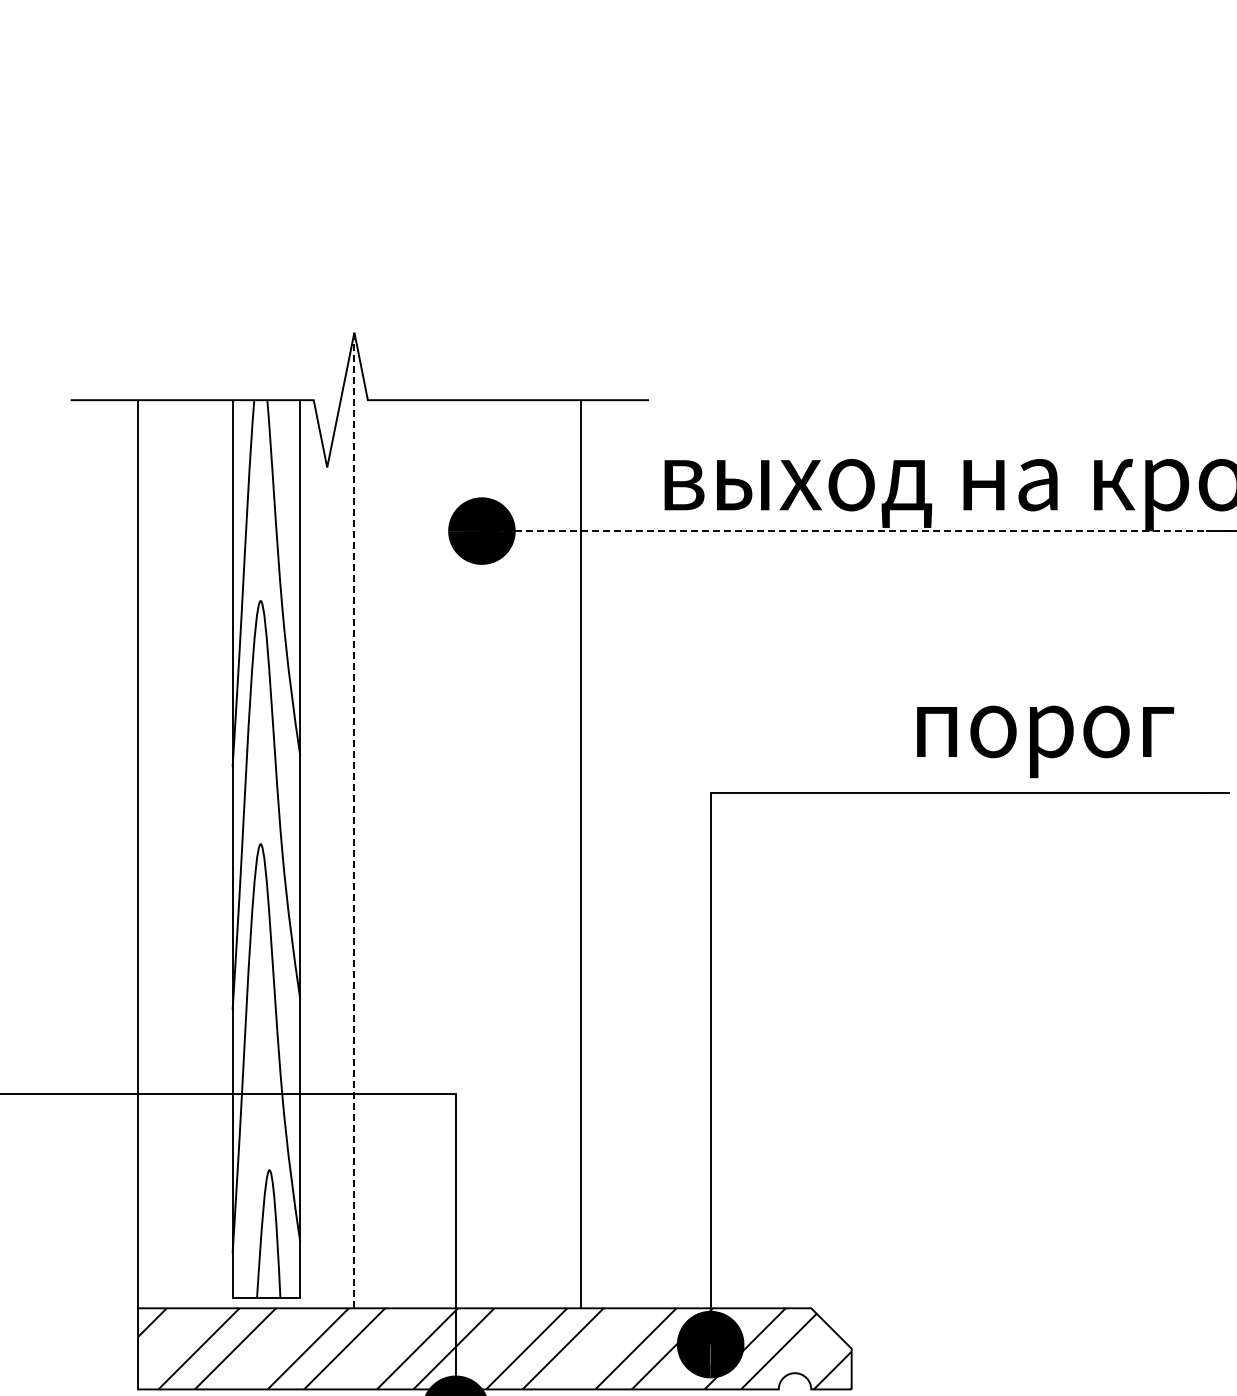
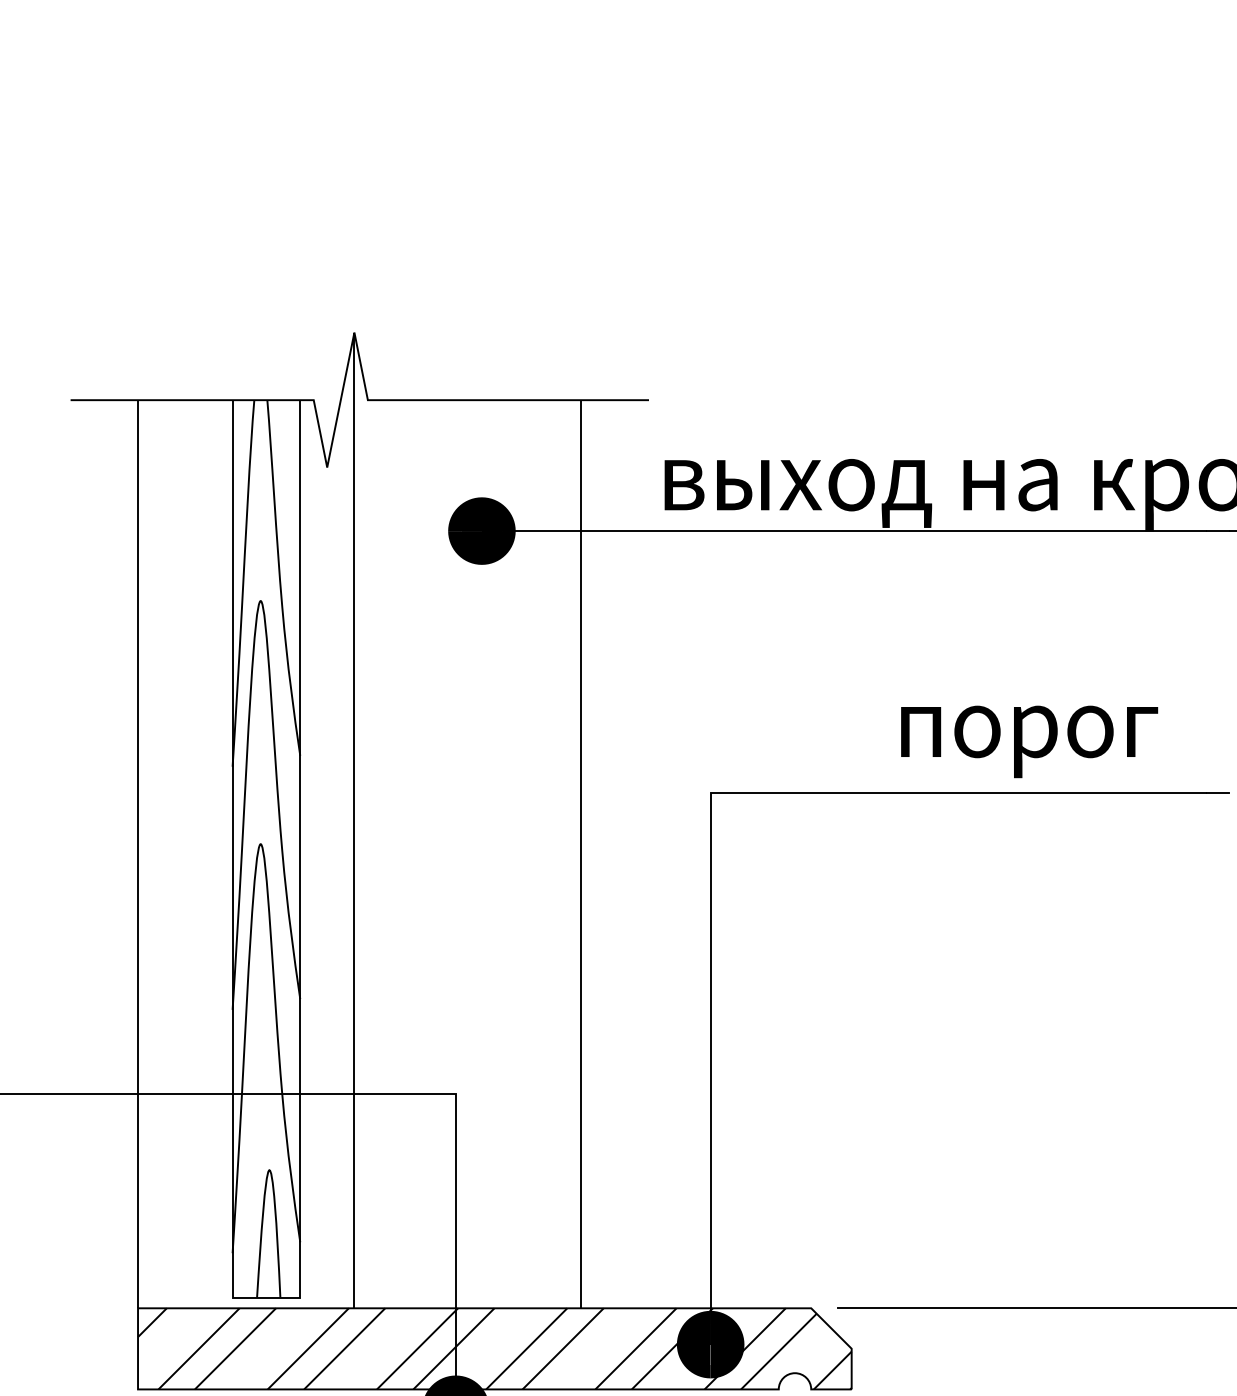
line: dashed -> solid (844, 531)
text position: (1045, 741) -> (1029, 741) (1029, 741)
line: dashed -> solid (354, 820)
line: none -> present (1035, 1308)
